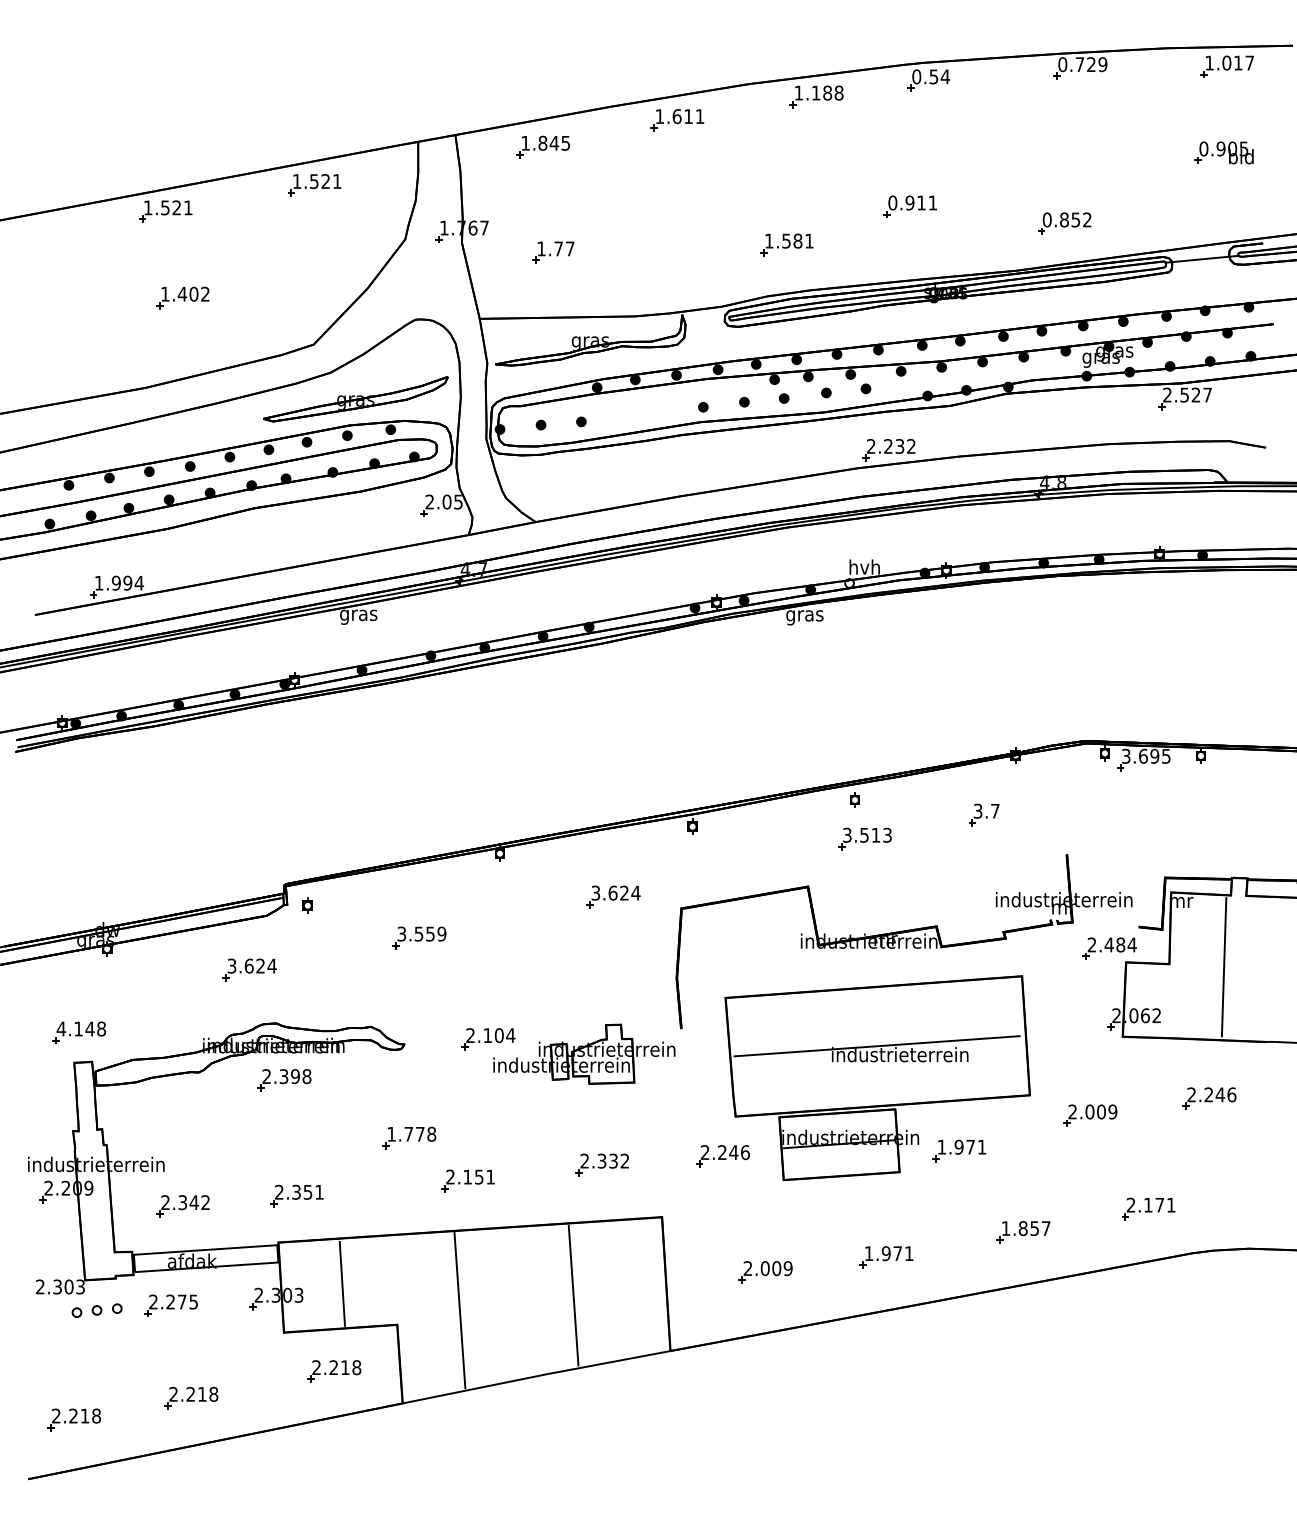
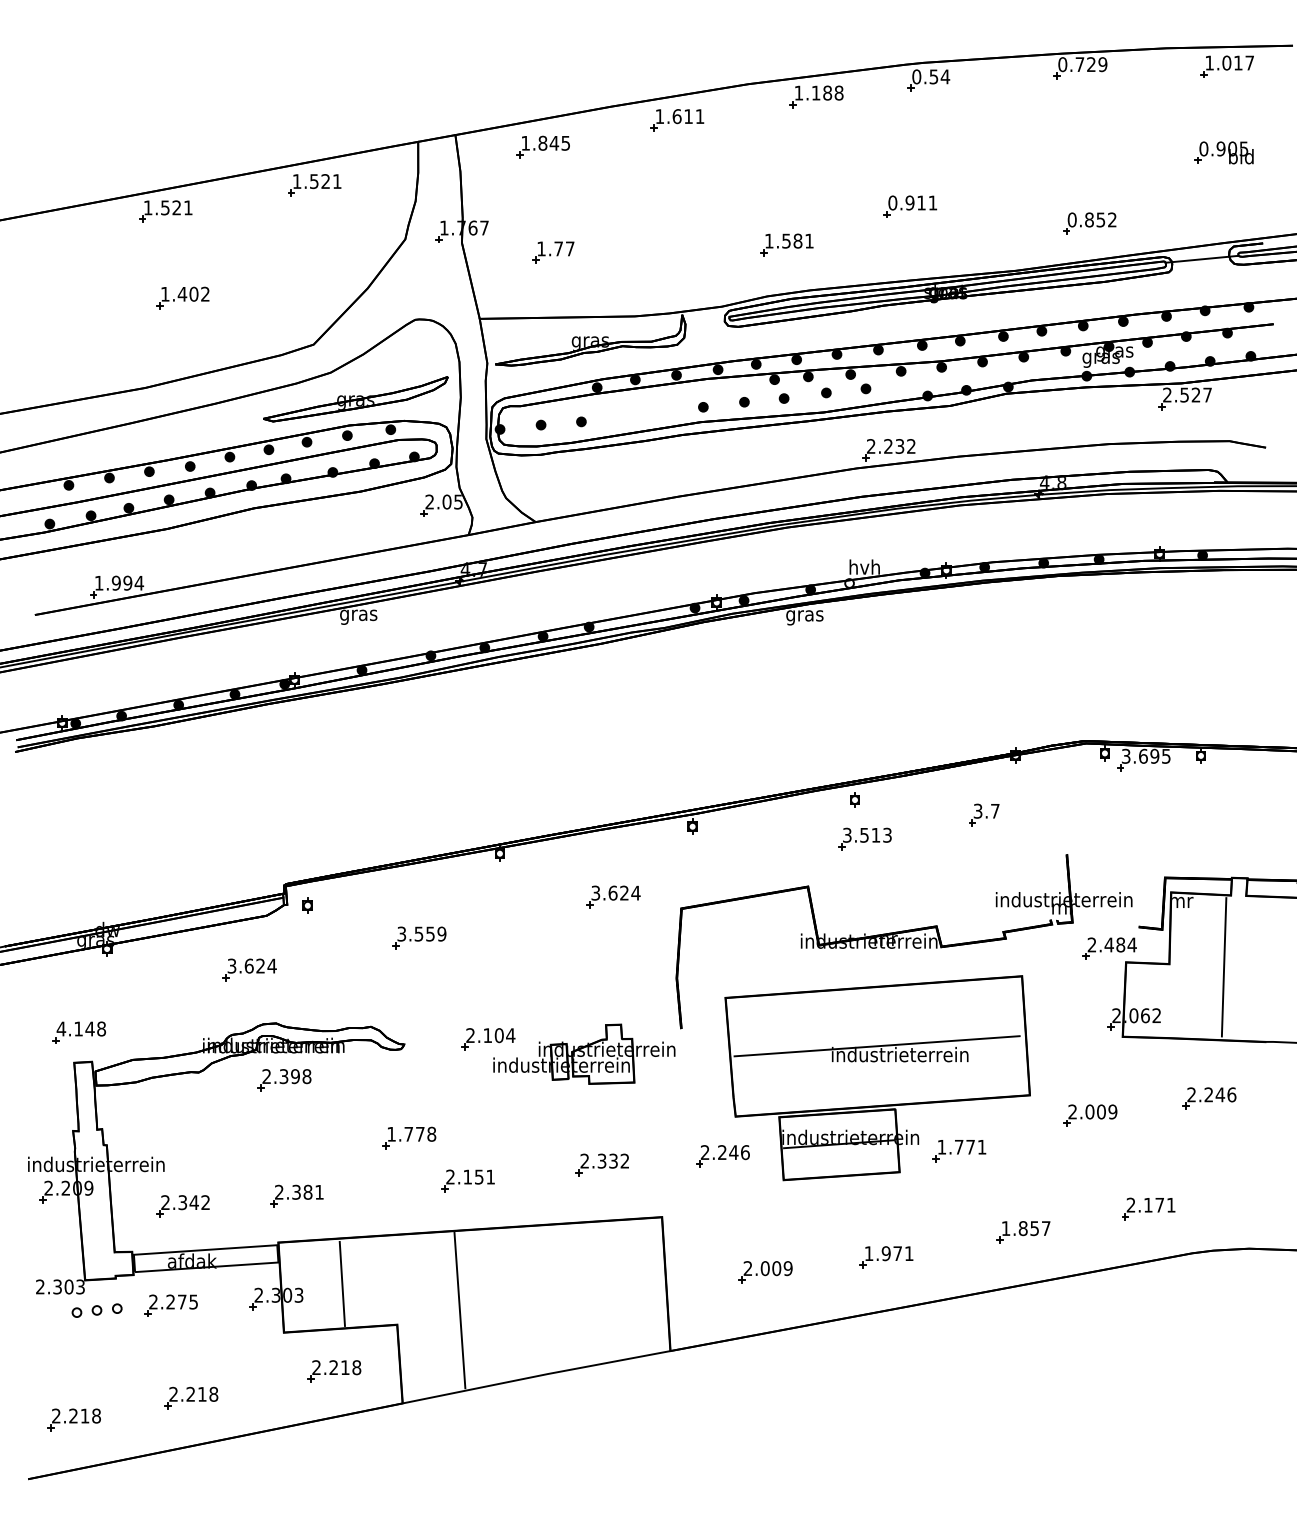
part position: (1064, 223) -> (1089, 223) (1089, 223)
text: 1.971 -> 1.771 (958, 1146)
text: 2.351 -> 2.381 (307, 1191)
line: present -> none (573, 1295)
